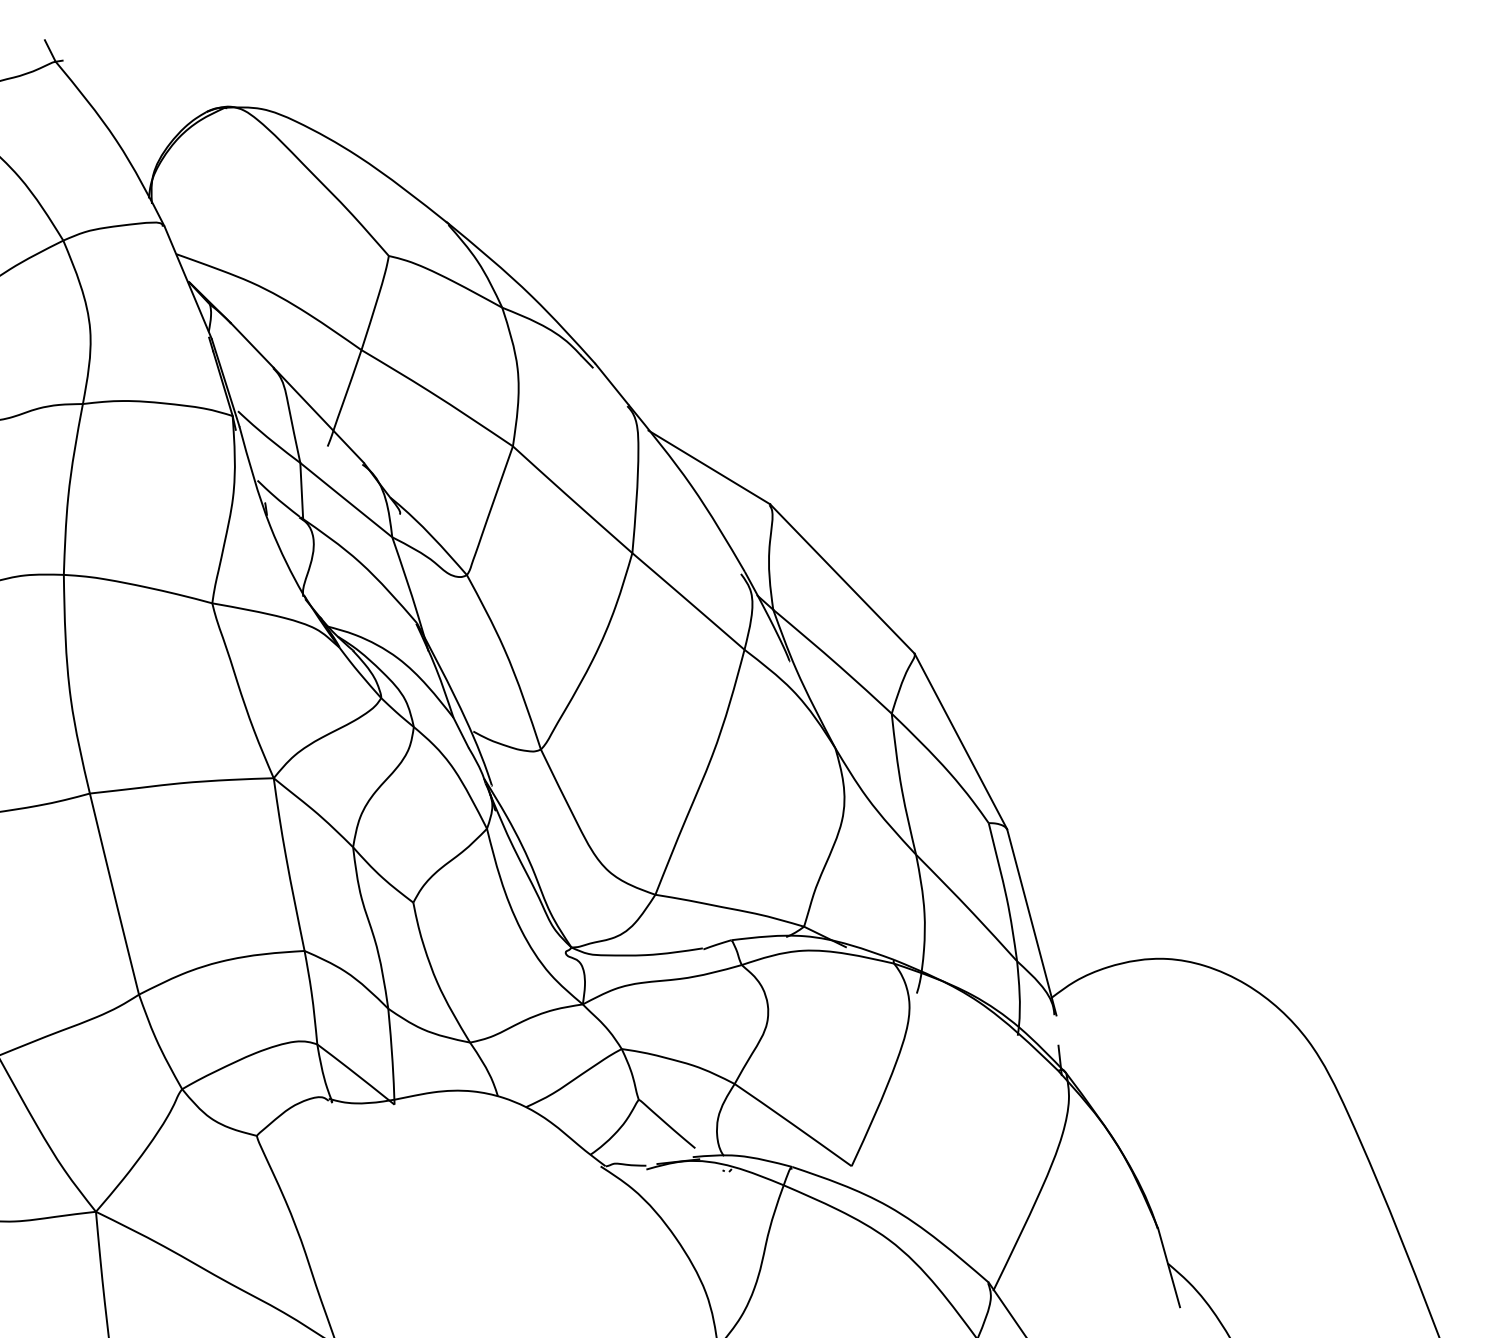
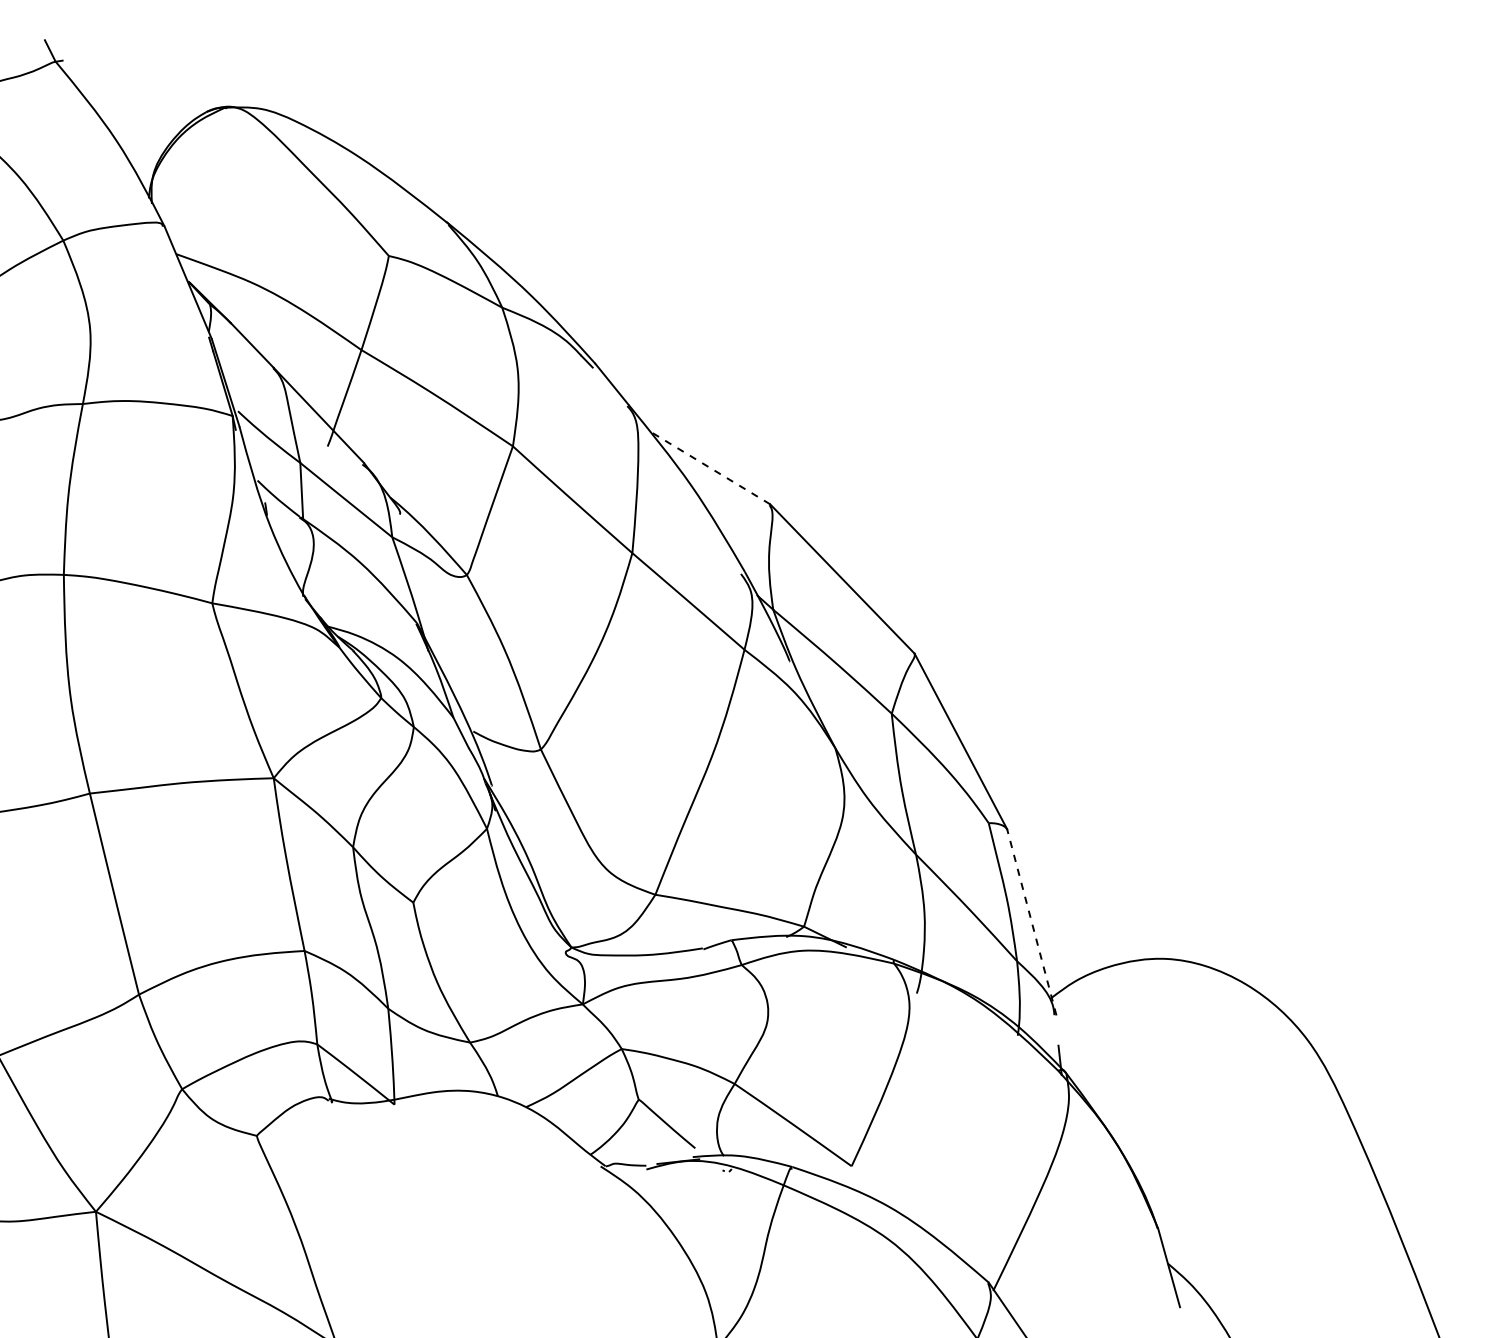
line: solid -> dashed (708, 467)
line: solid -> dashed (1031, 921)
